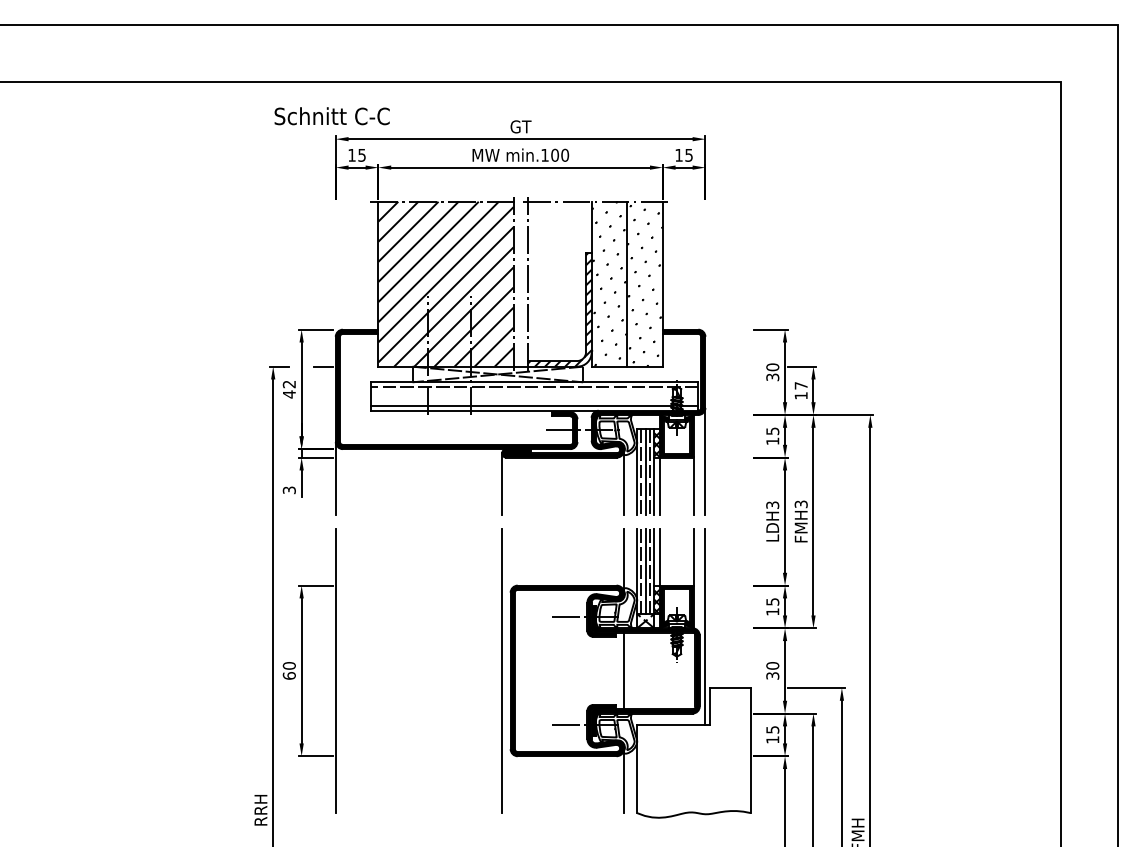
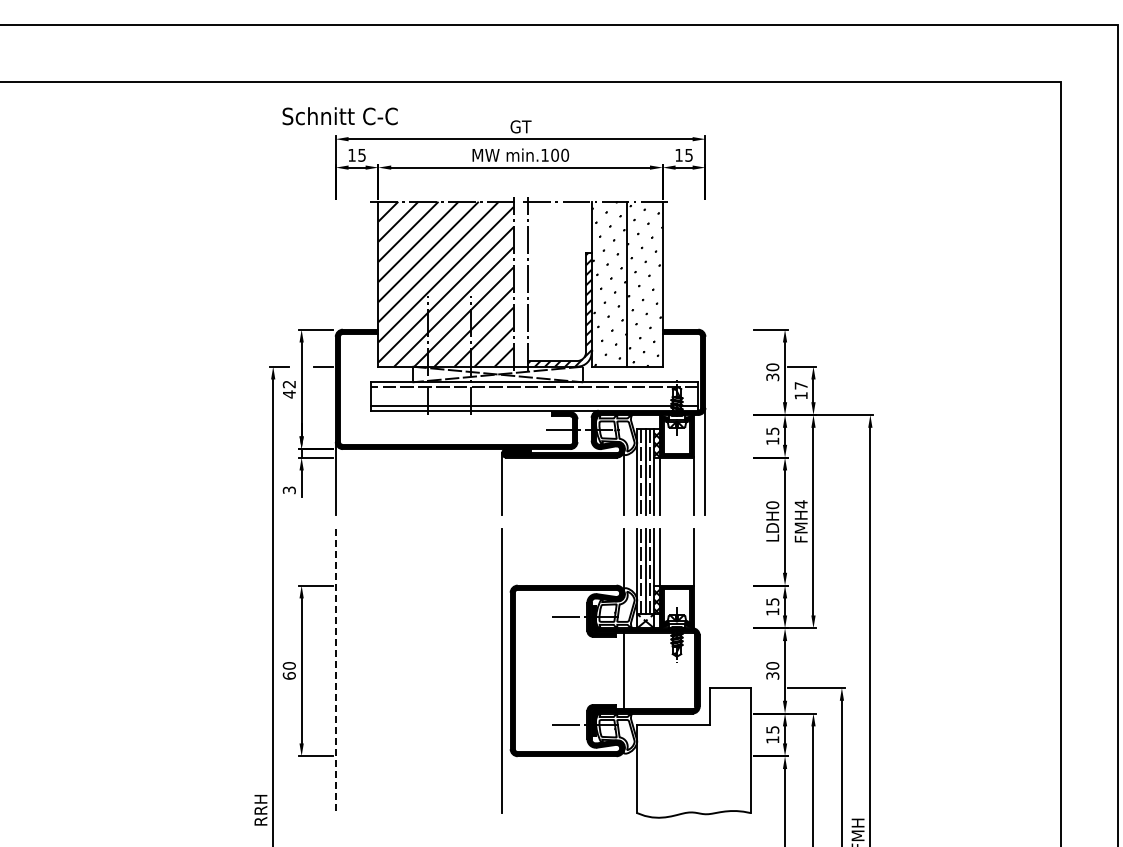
text position: (331, 116) -> (339, 116) (339, 116)
text: FMH3 -> FMH4 (800, 504)
text: LDH3 -> LDH0 (772, 505)
line: present -> none (705, 626)
line: solid -> dashed (335, 671)
line: present -> none (624, 780)
